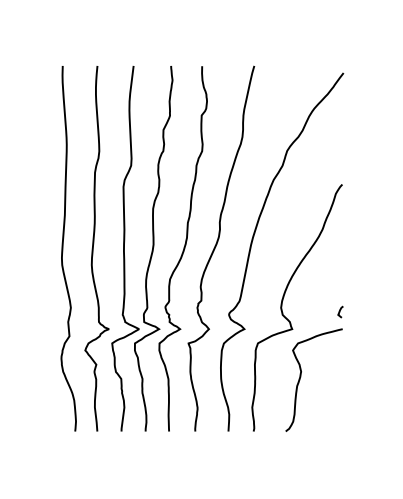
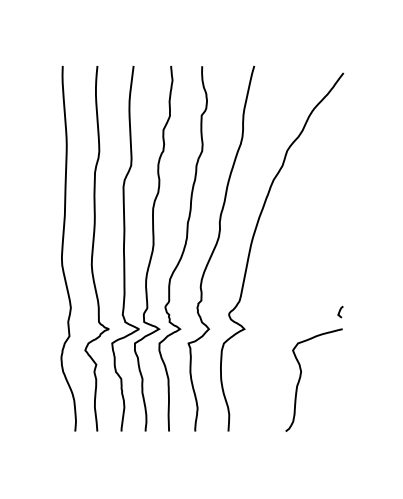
curve: present -> none (283, 312)
